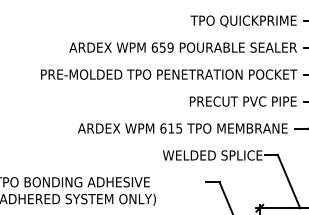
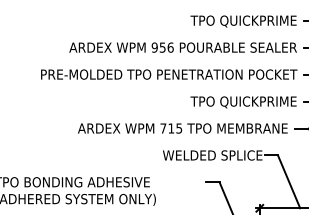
text: 659 -> 956 (162, 47)
text: PRECUT PVC PIPE -> TPO QUICKPRIME (239, 102)
text: 615 -> 715 (163, 128)
